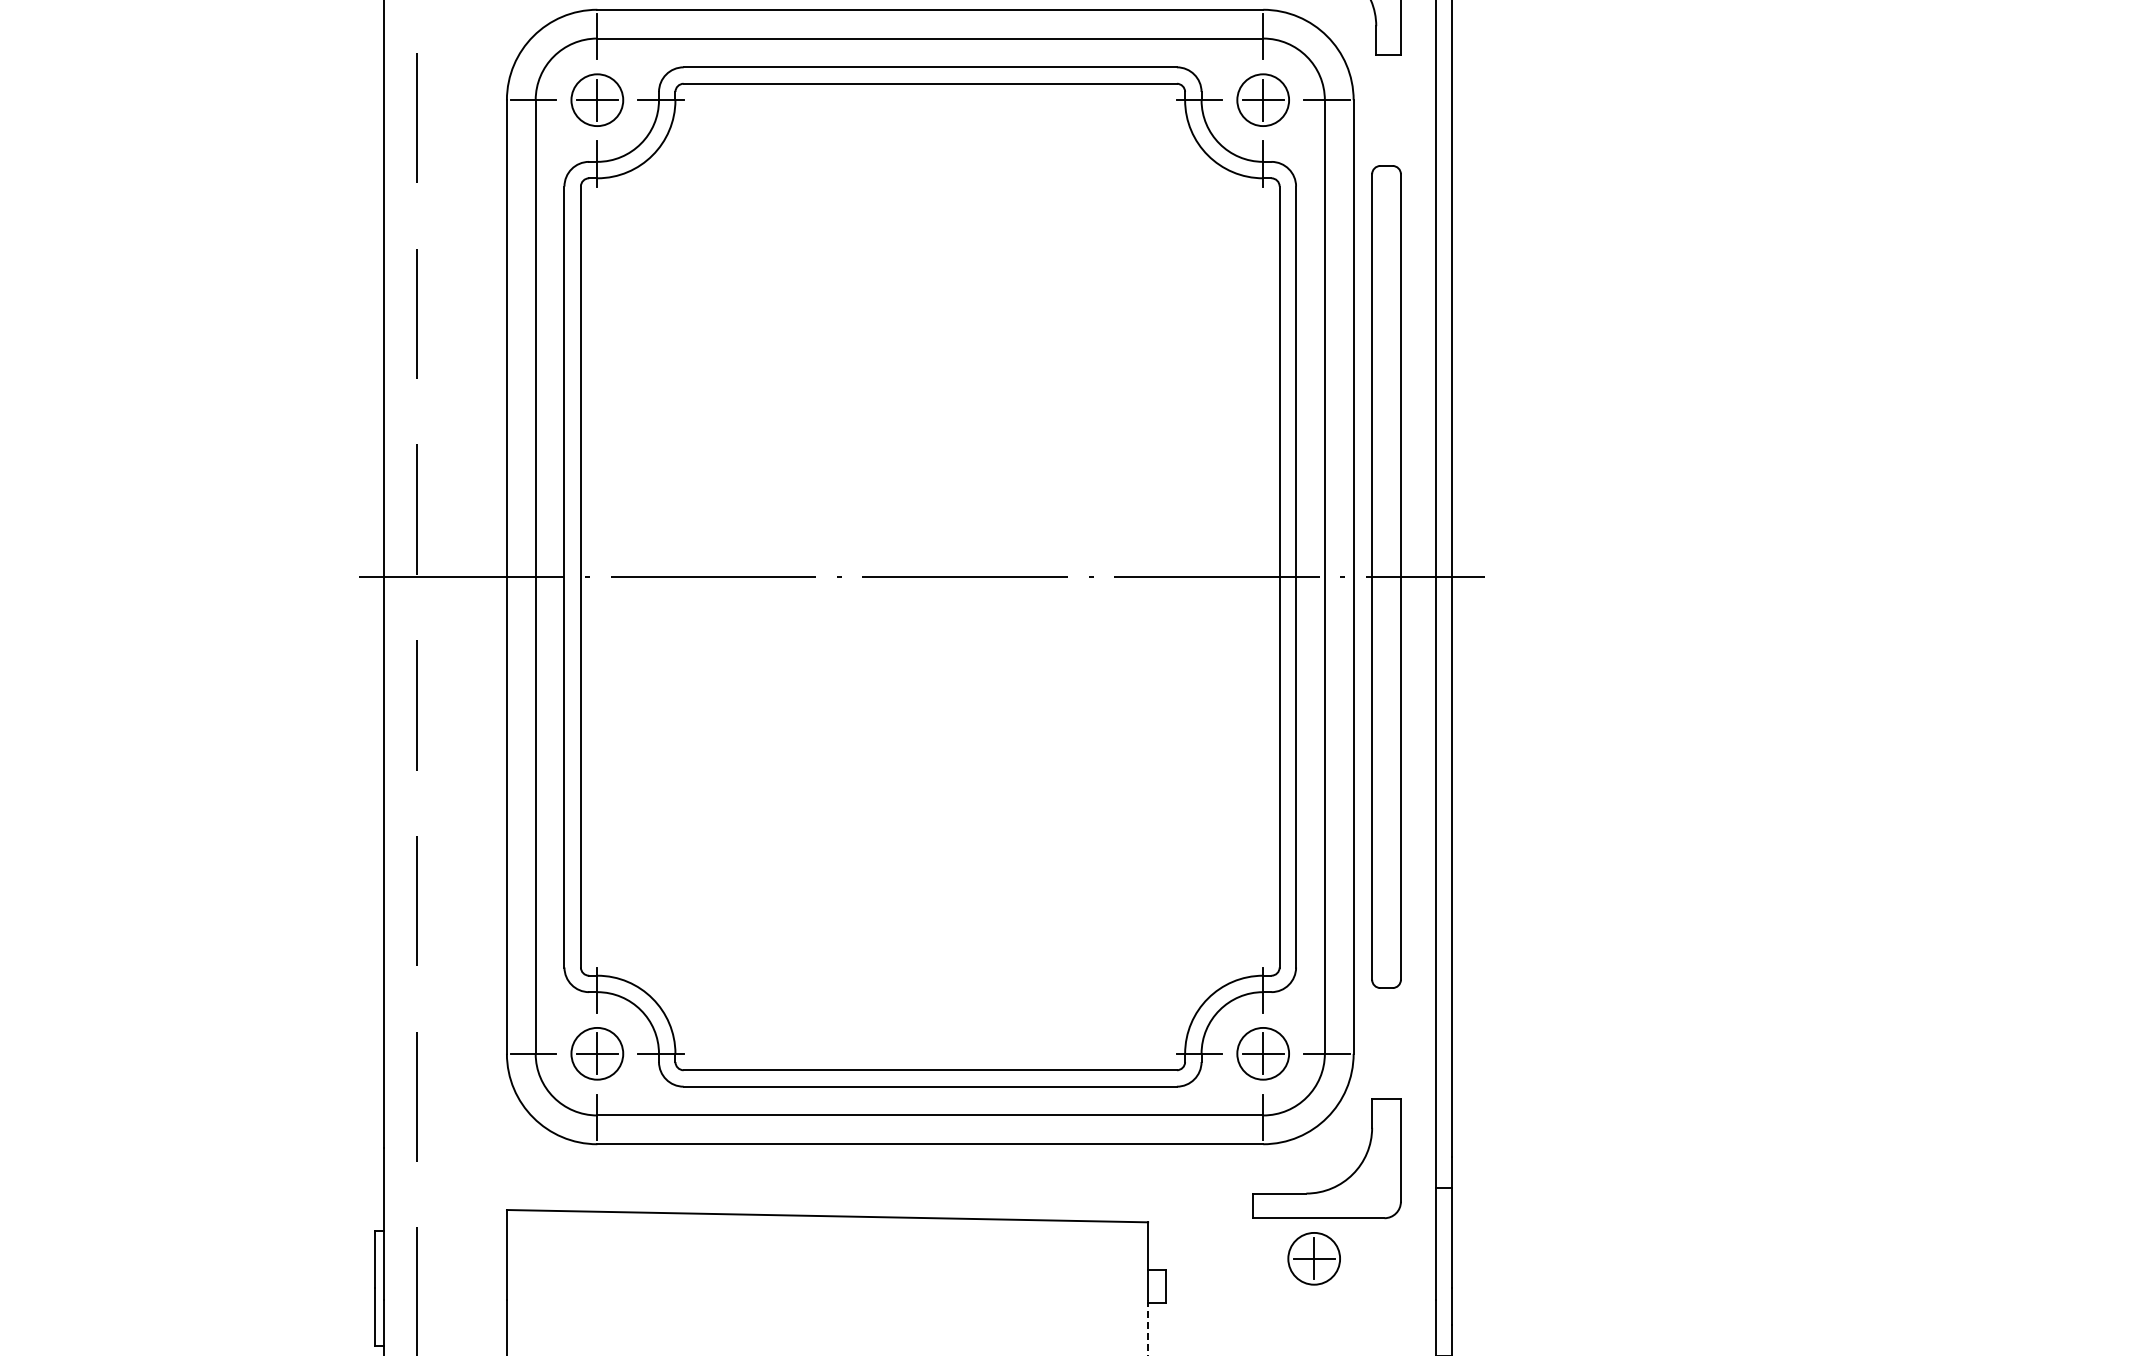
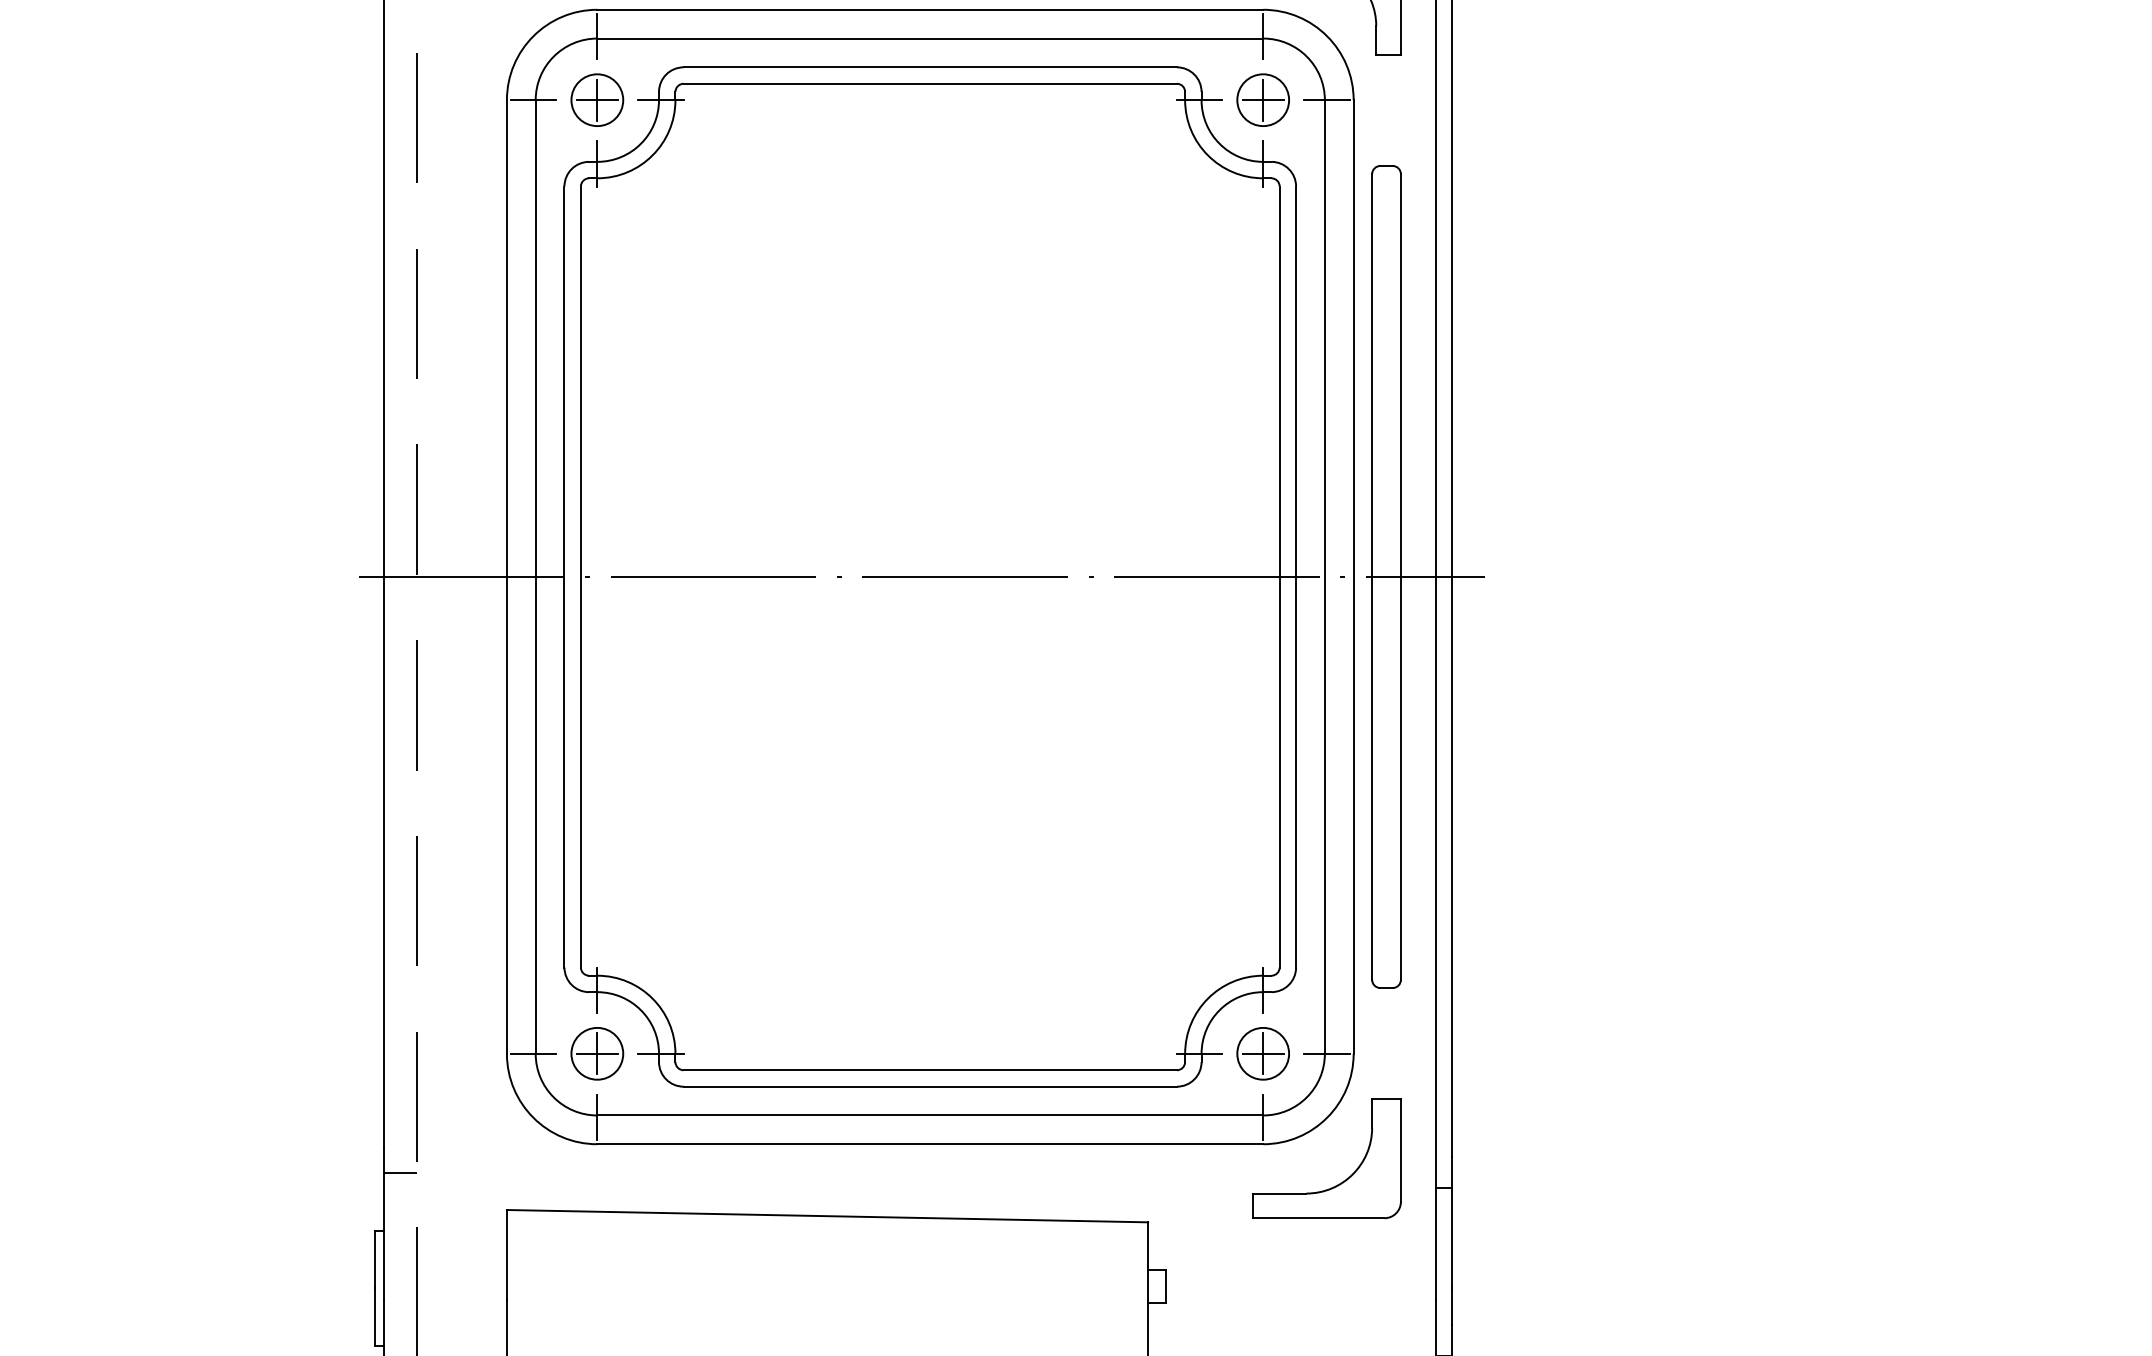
line: none -> present (399, 1173)
part: present -> none (1313, 1258)
line: dashed -> solid (1148, 1328)
